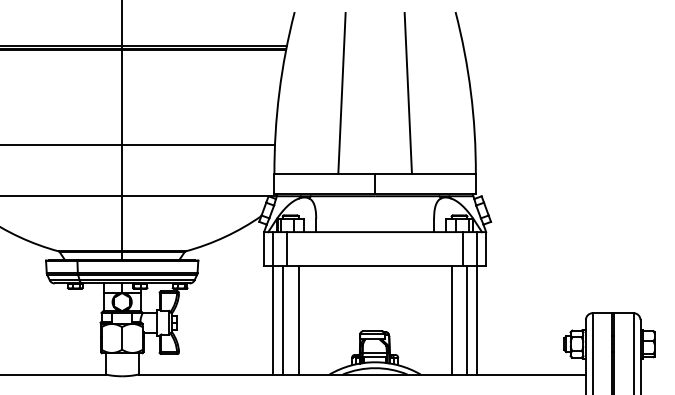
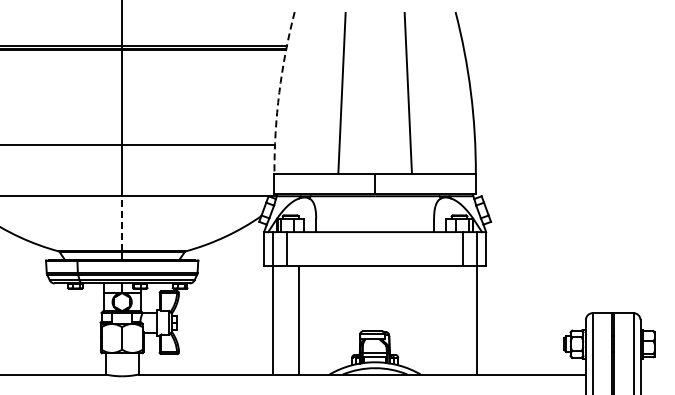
arc: solid -> dashed (279, 92)
line: solid -> dashed (122, 223)
line: present -> none (282, 319)
line: present -> none (451, 319)
line: present -> none (467, 319)
